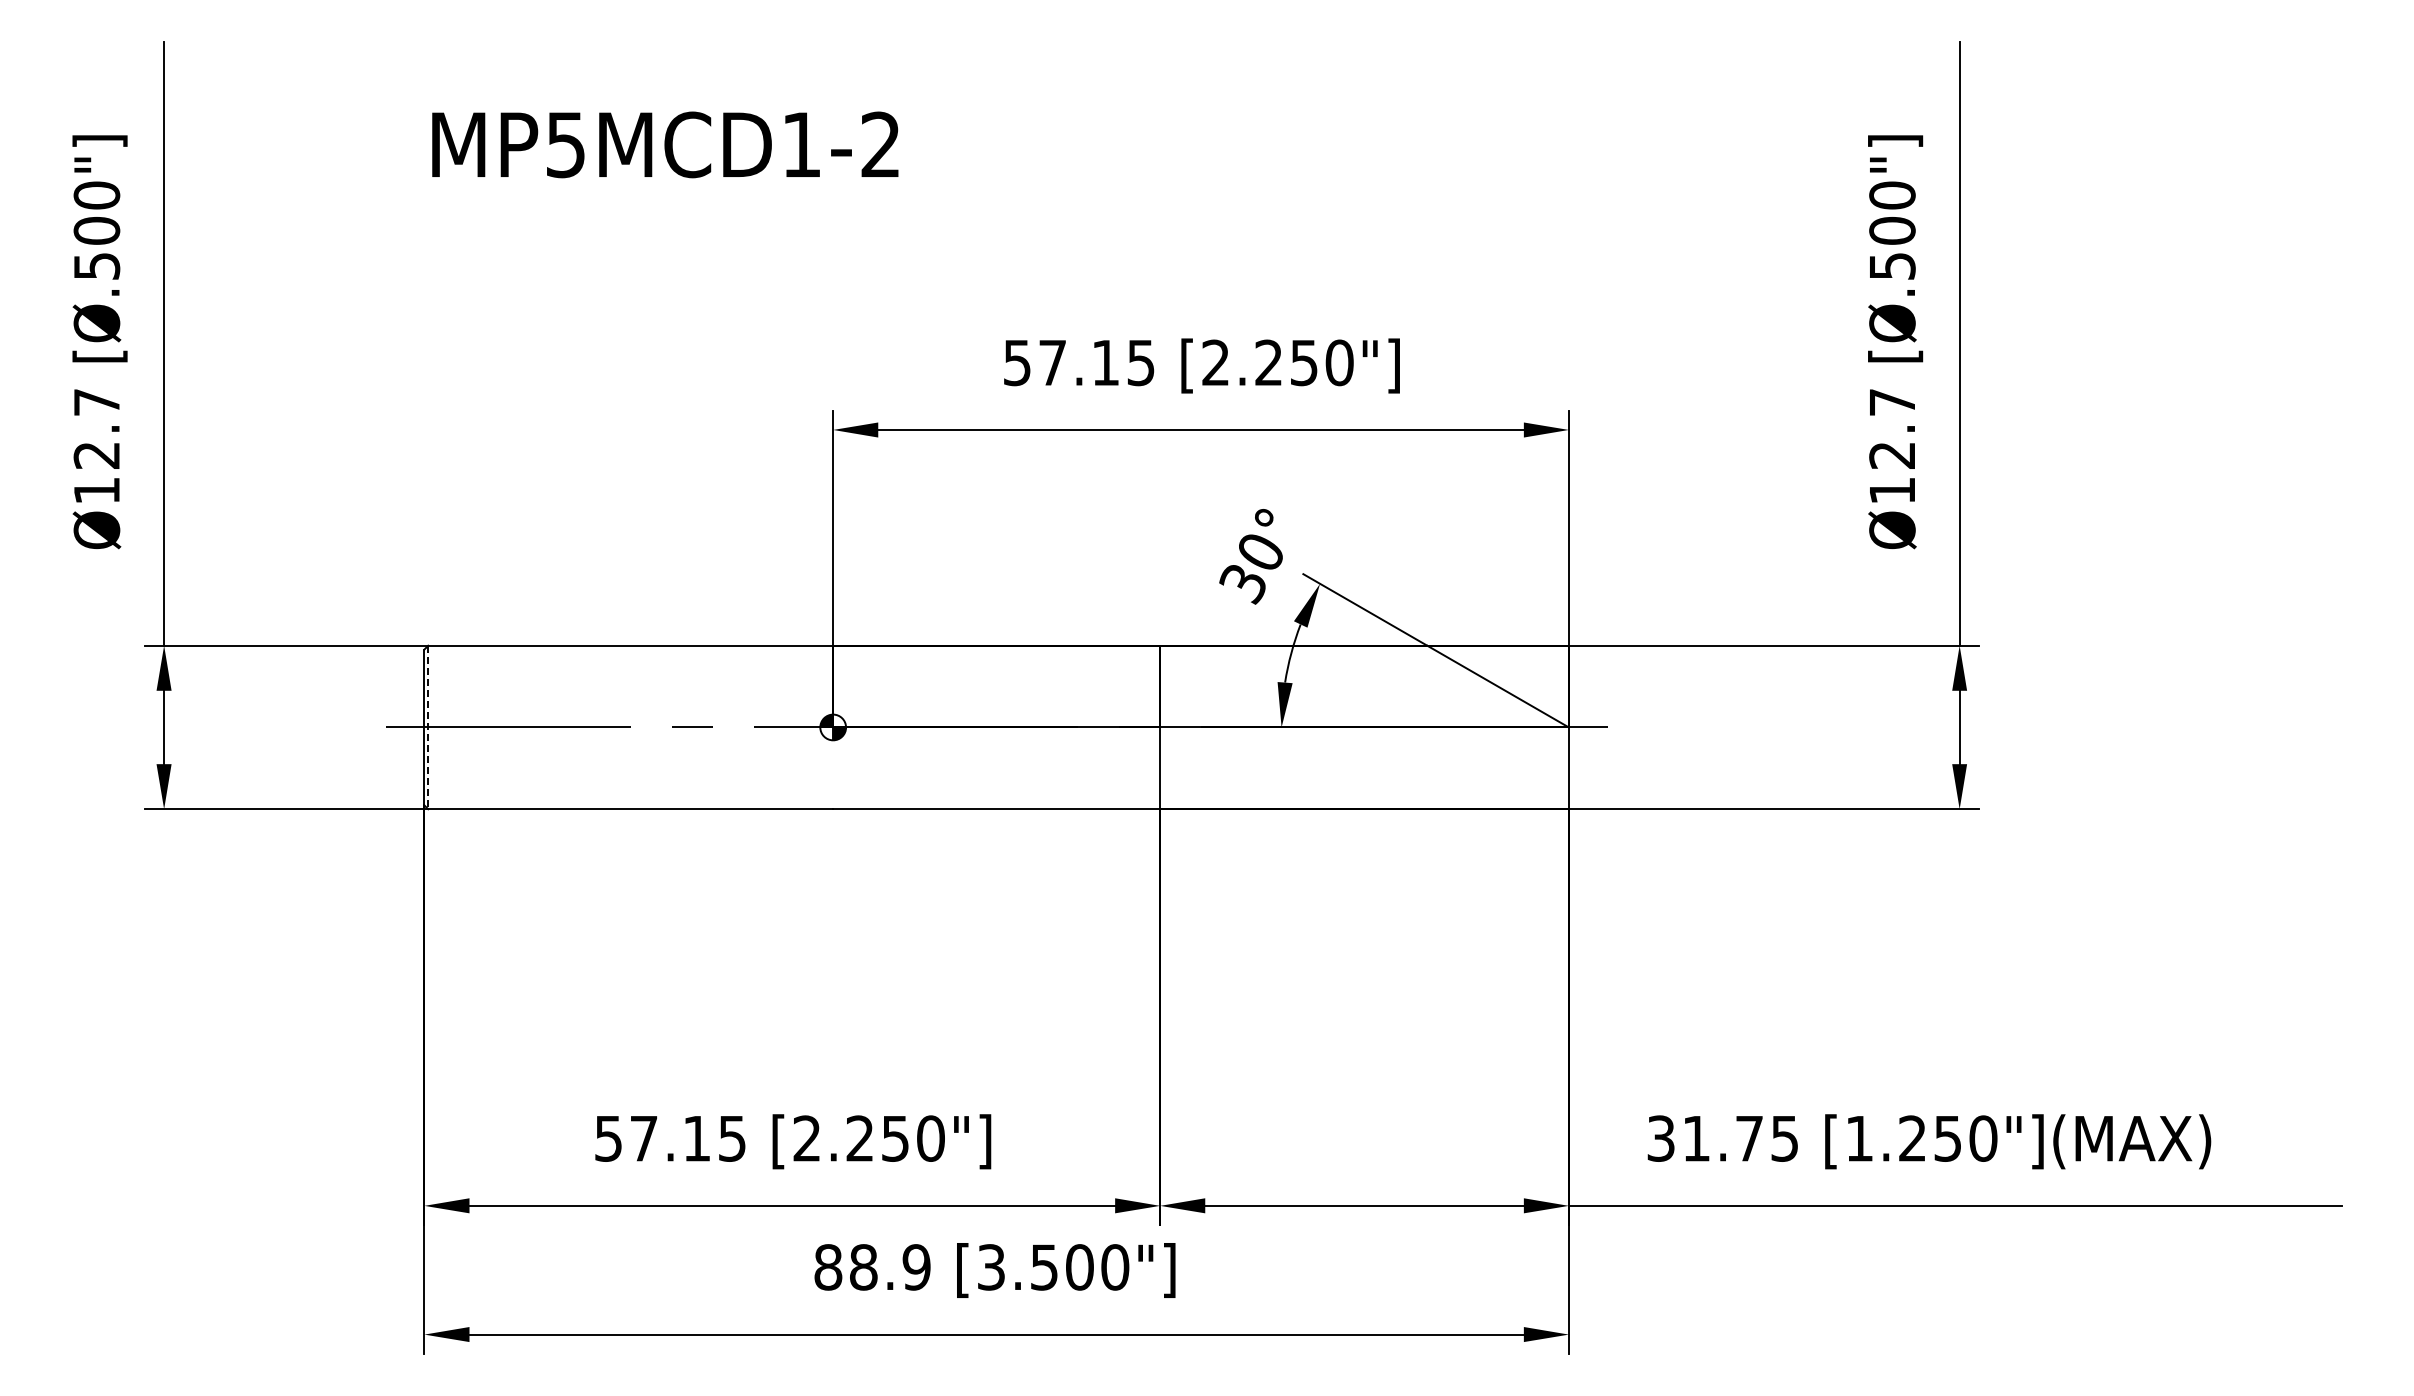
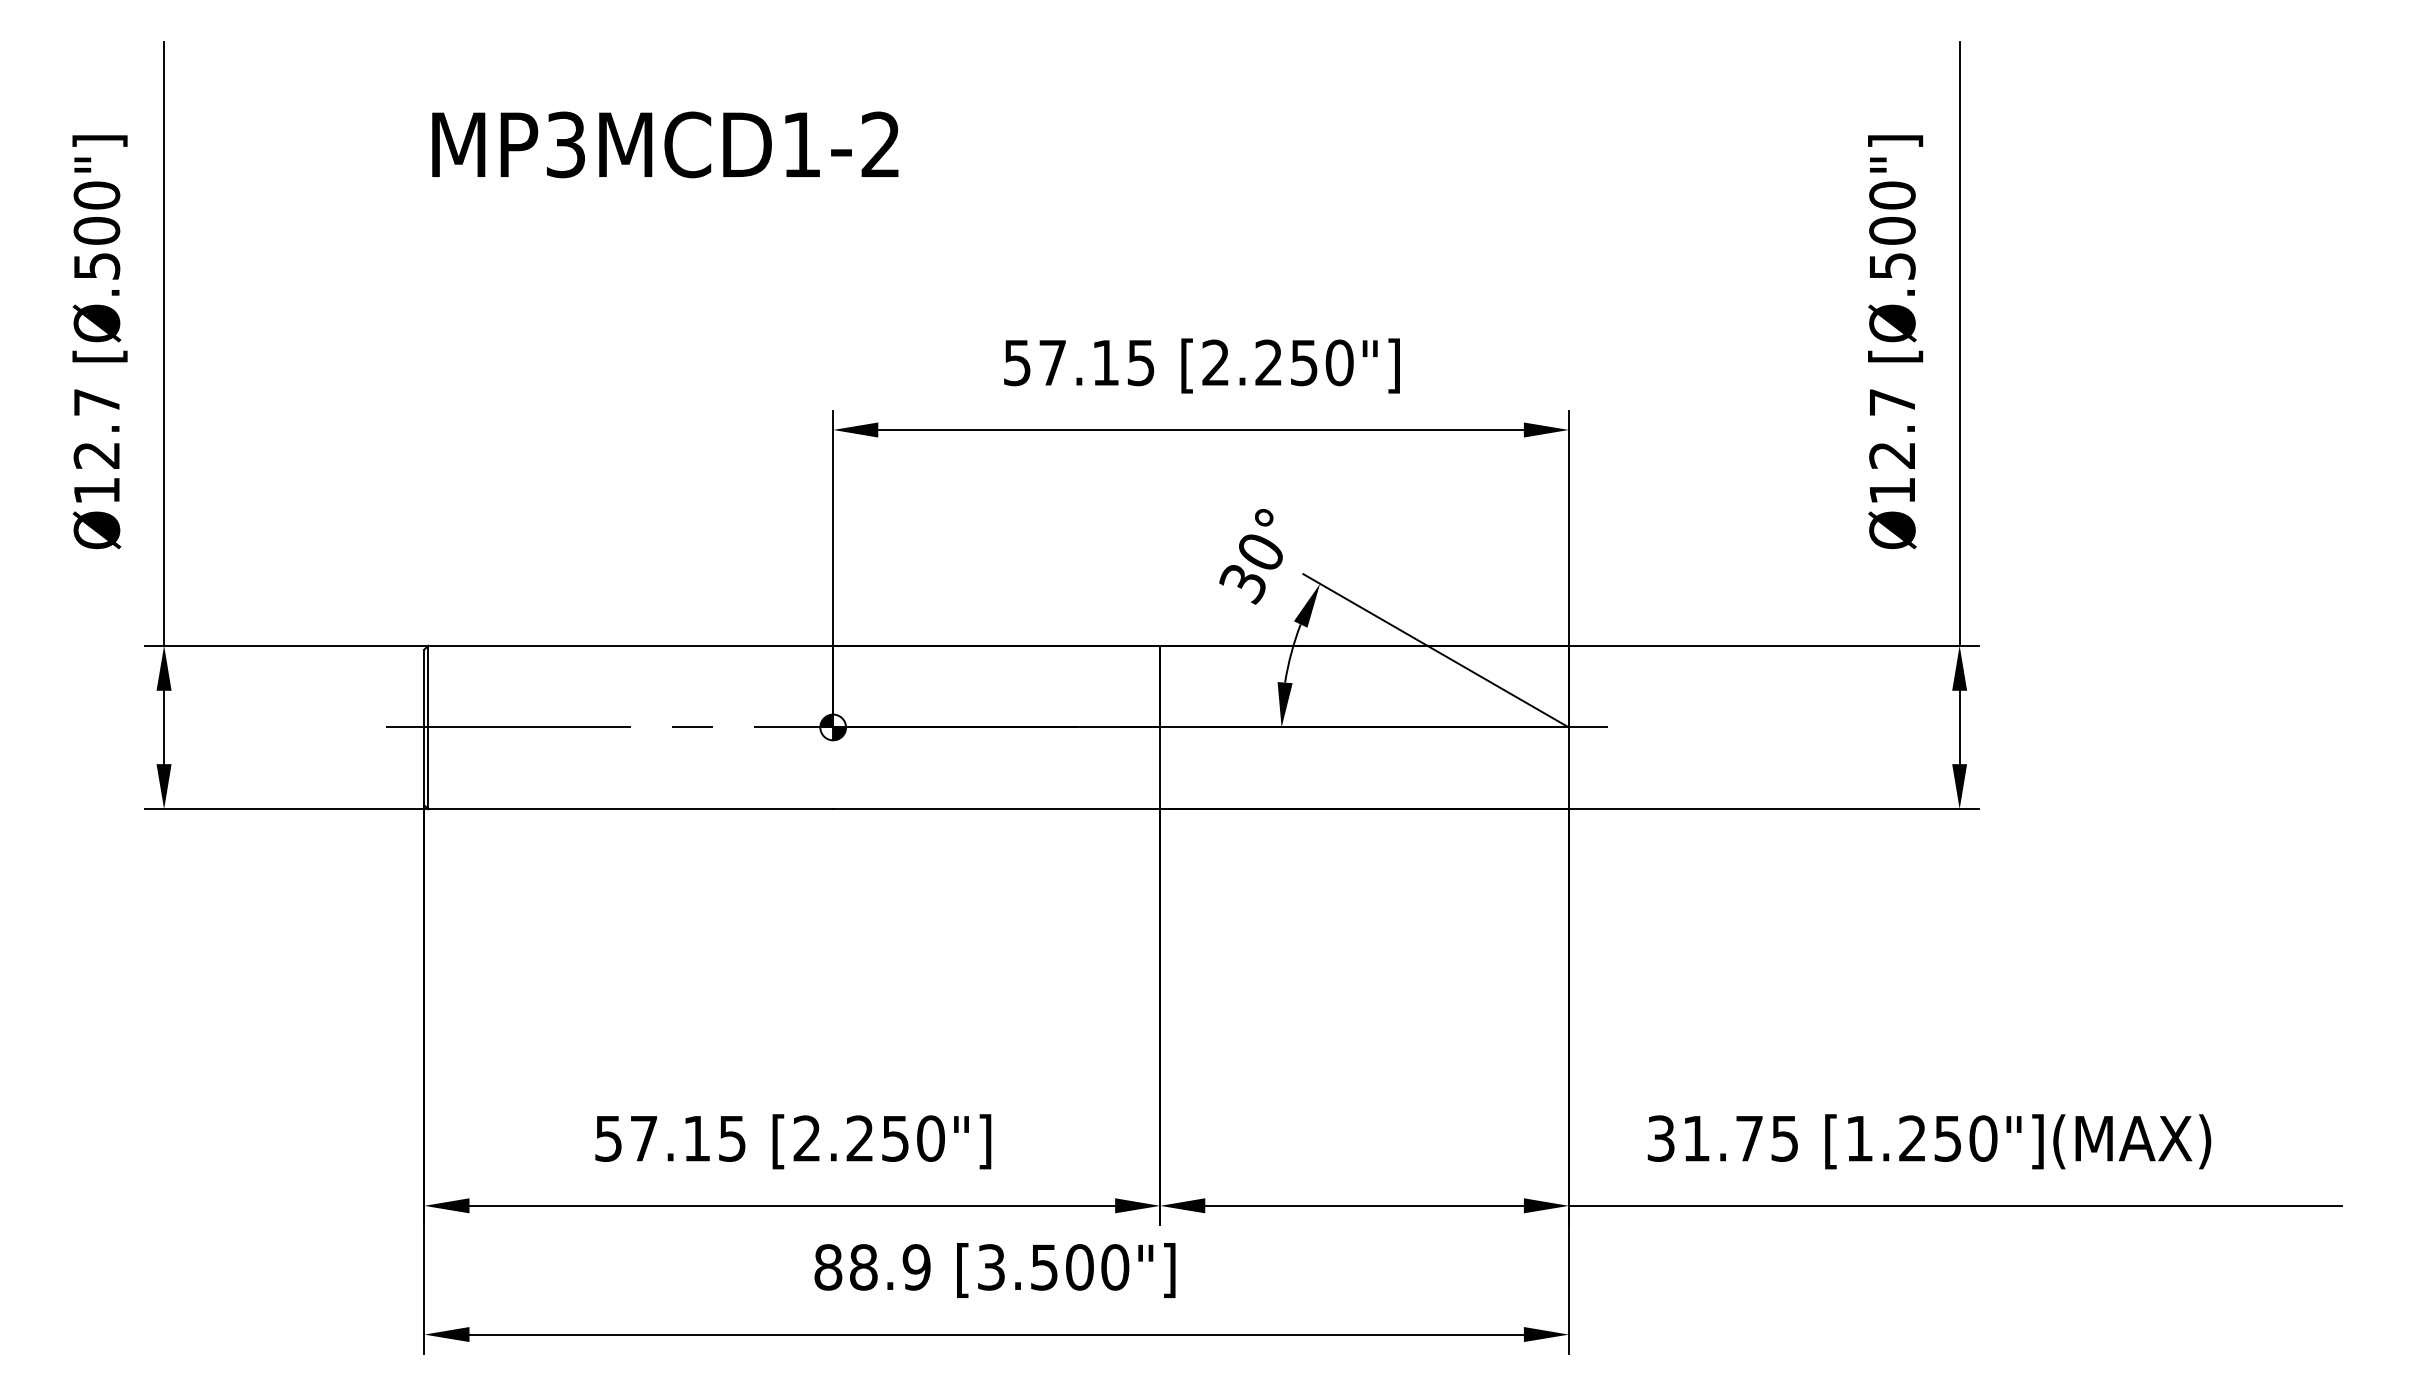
text: MP5MCD1-2 -> MP3MCD1-2 (565, 144)
line: dashed -> solid (428, 727)
